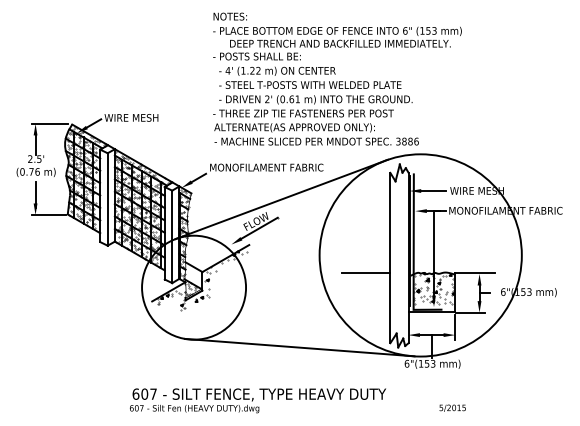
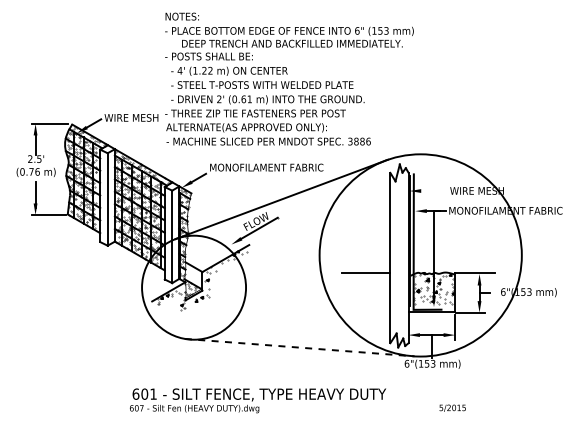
text position: (337, 78) -> (289, 78) (289, 78)
line: present -> none (433, 191)
line: solid -> dashed (300, 347)
text: 607 -> 601 (153, 393)
